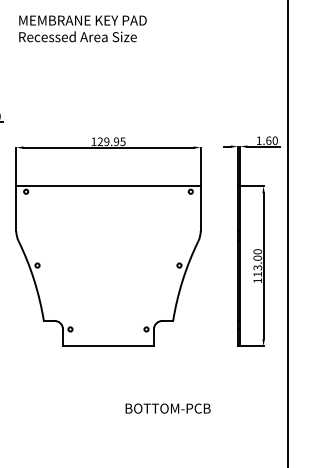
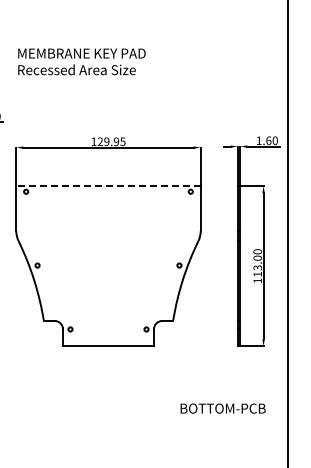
text position: (82, 28) -> (81, 61) (81, 61)
line: solid -> dashed (108, 186)
text position: (167, 408) -> (222, 408) (222, 408)
